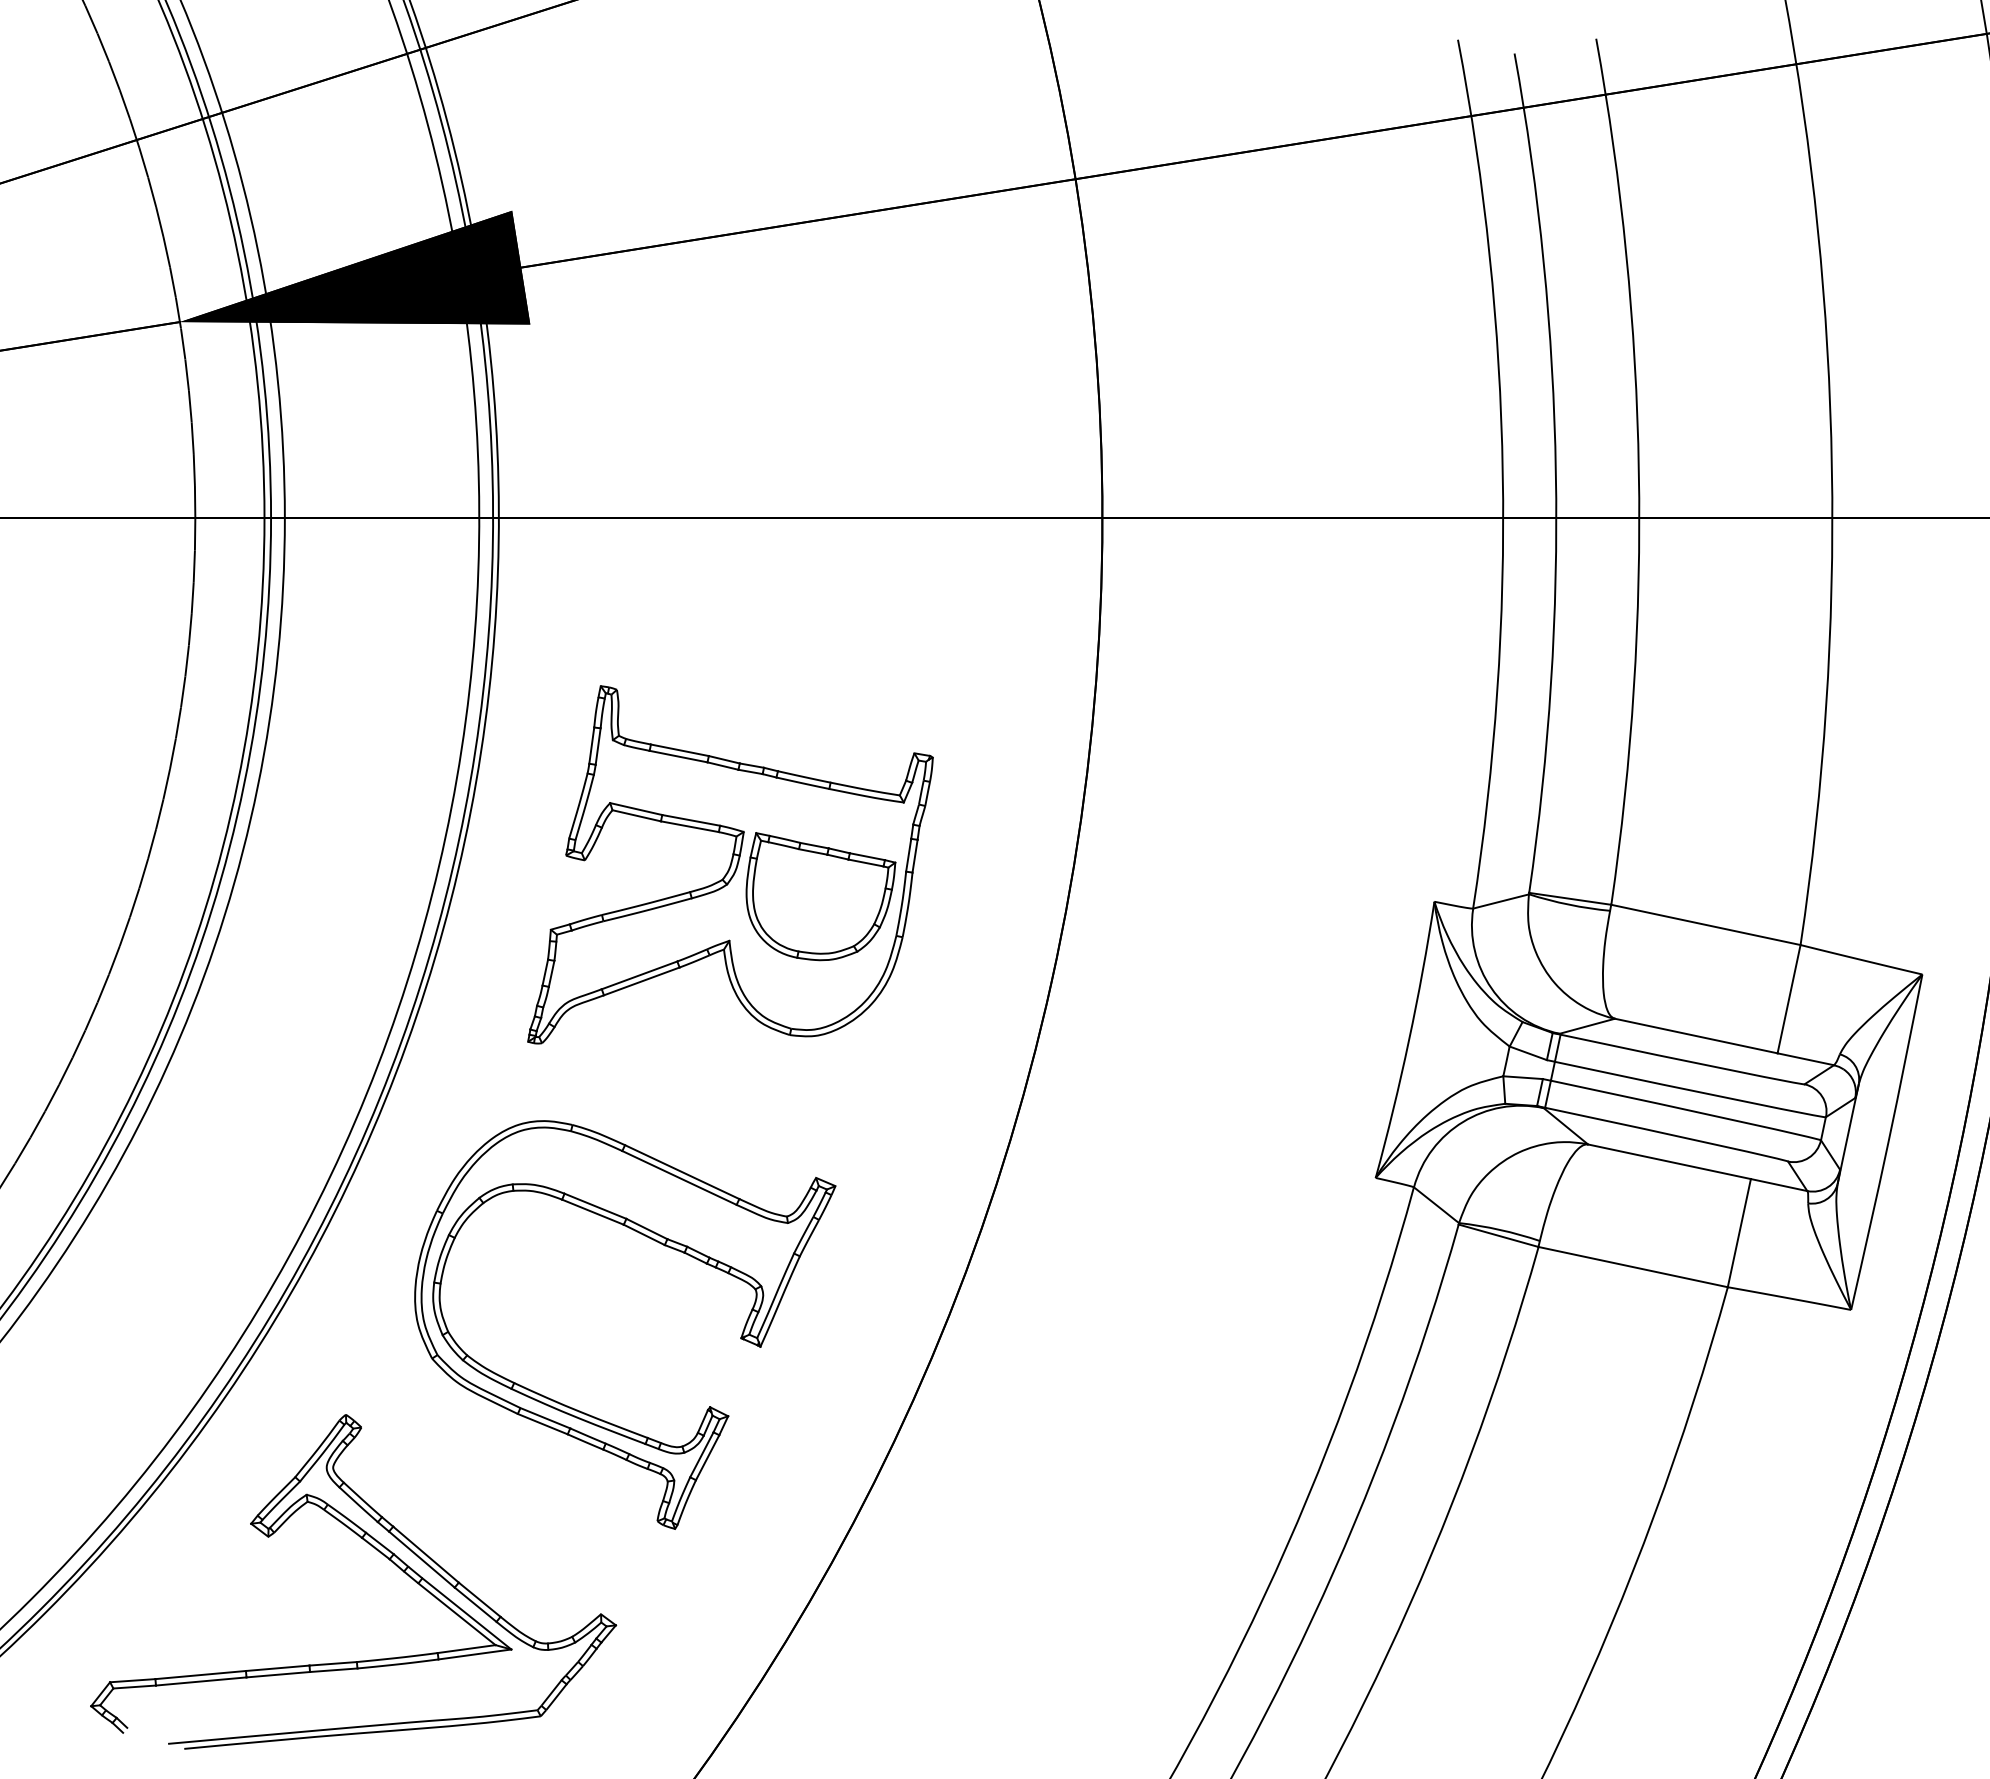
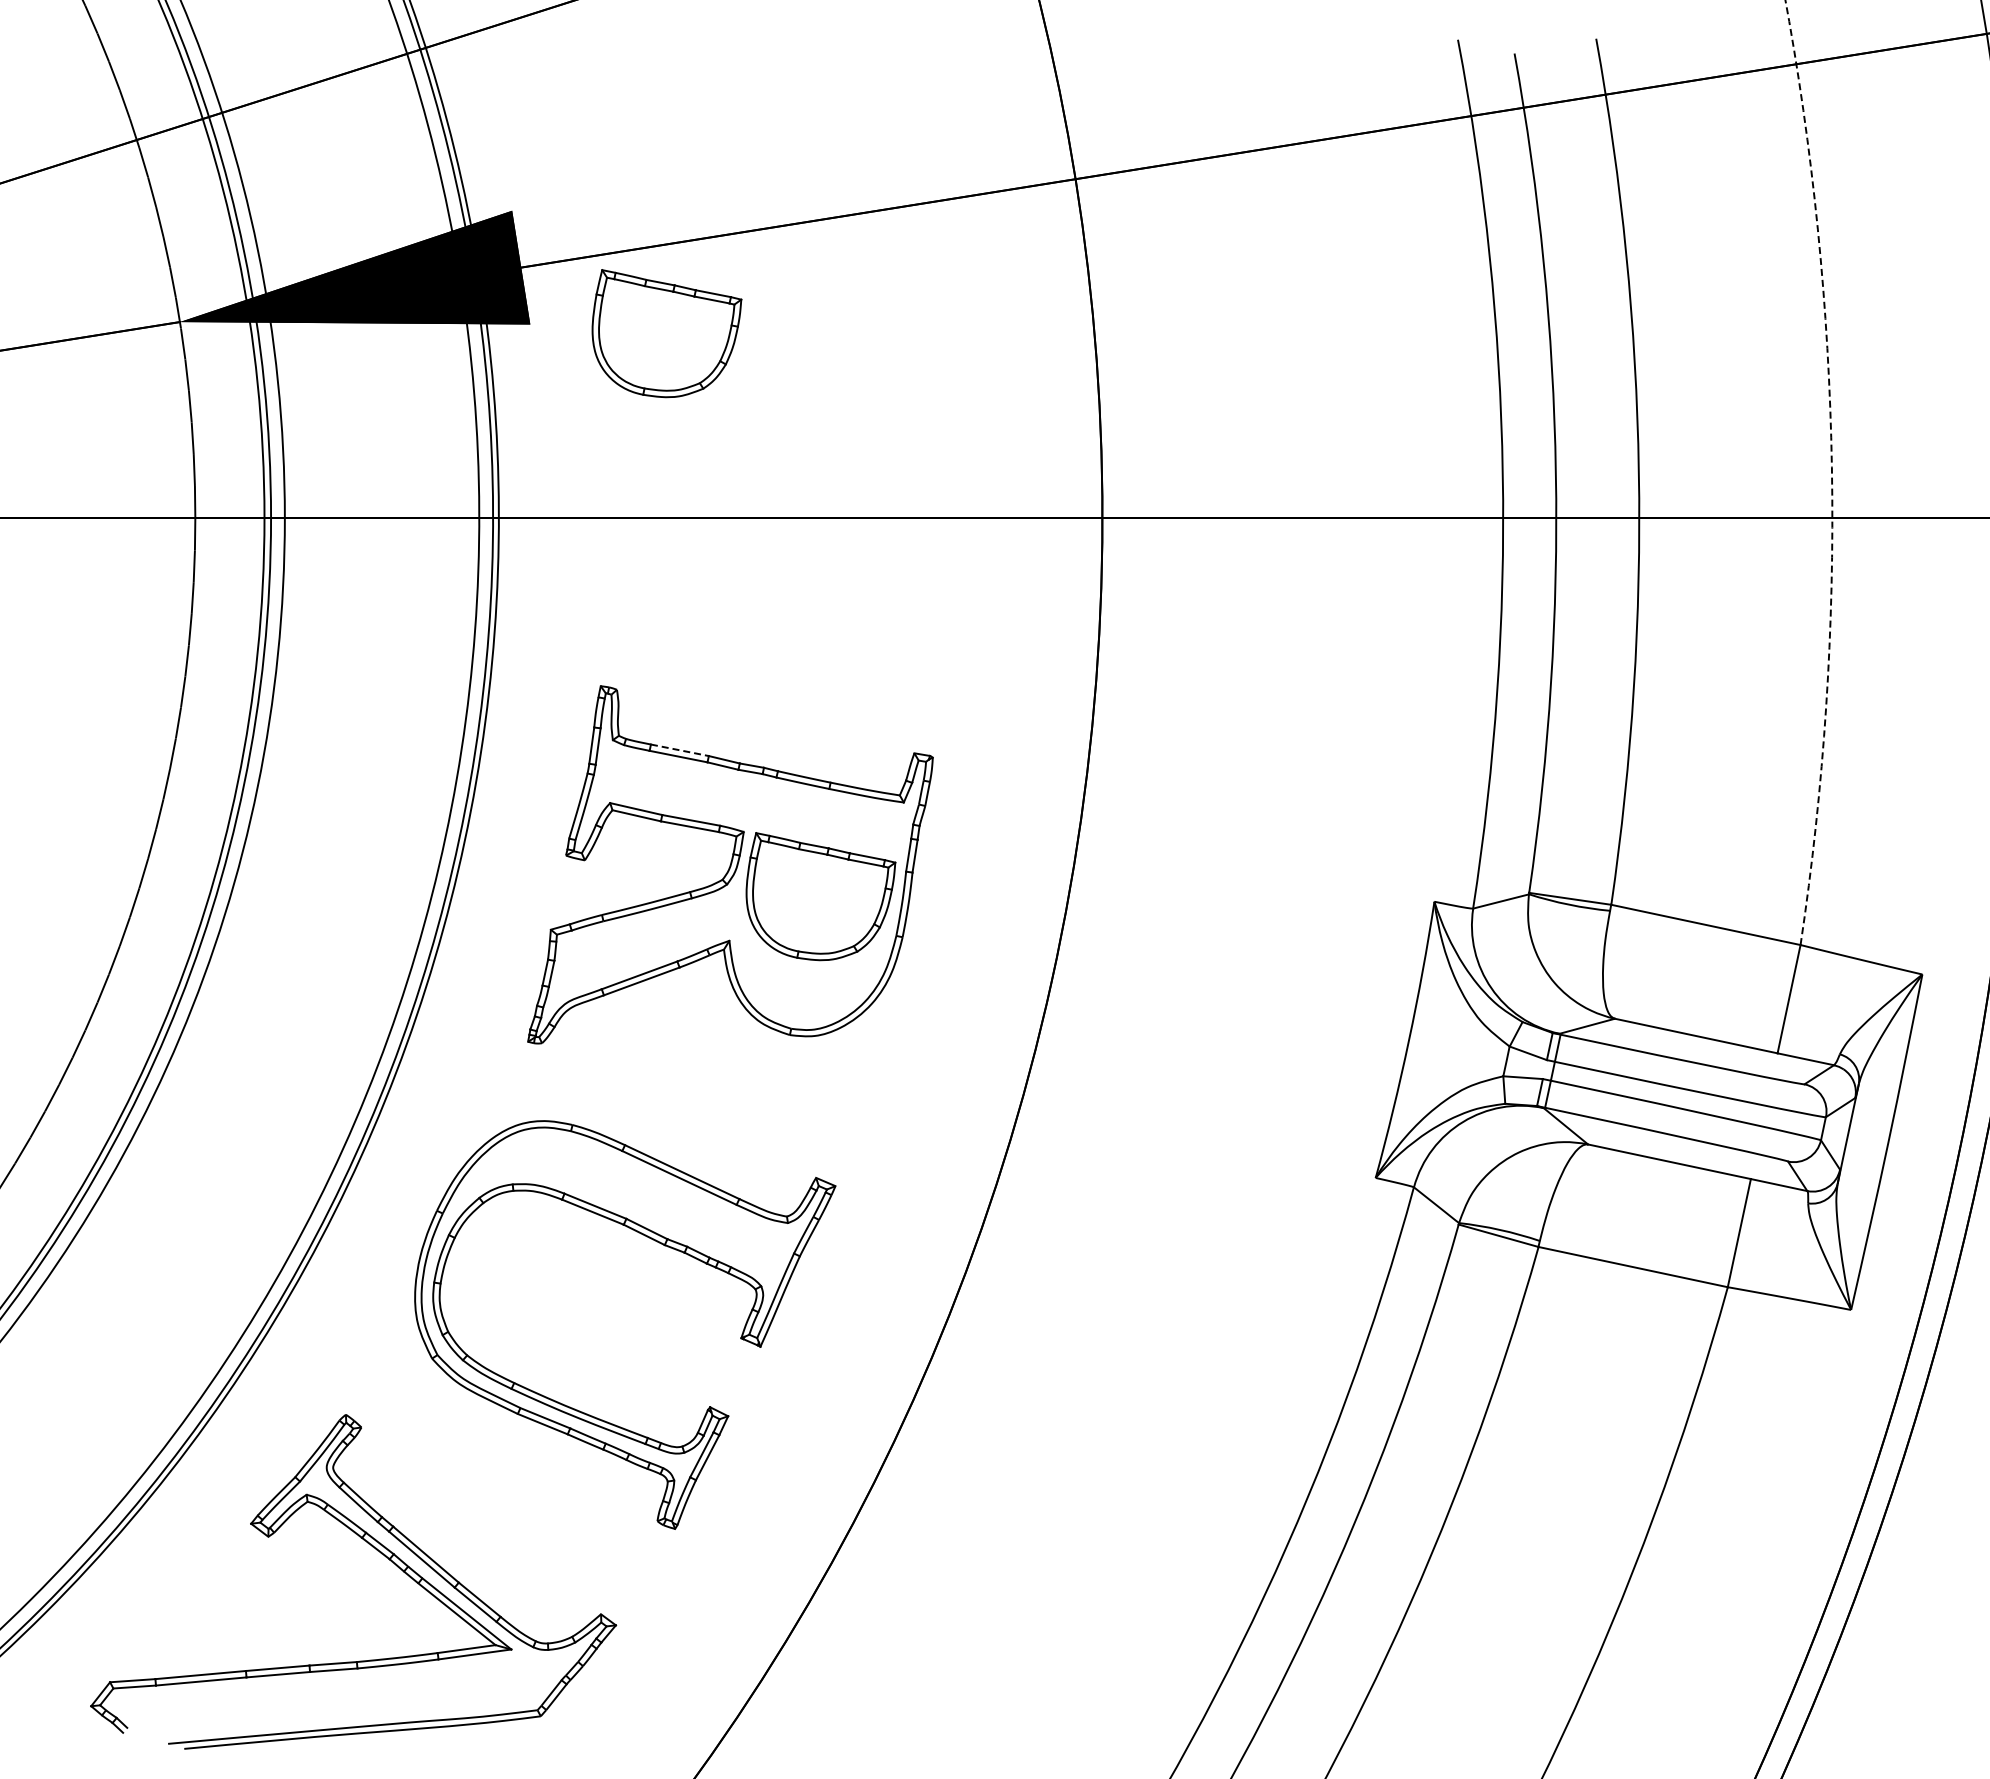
part: none -> present (666, 333)
arc: solid -> dashed (1831, 471)
line: solid -> dashed (679, 750)
